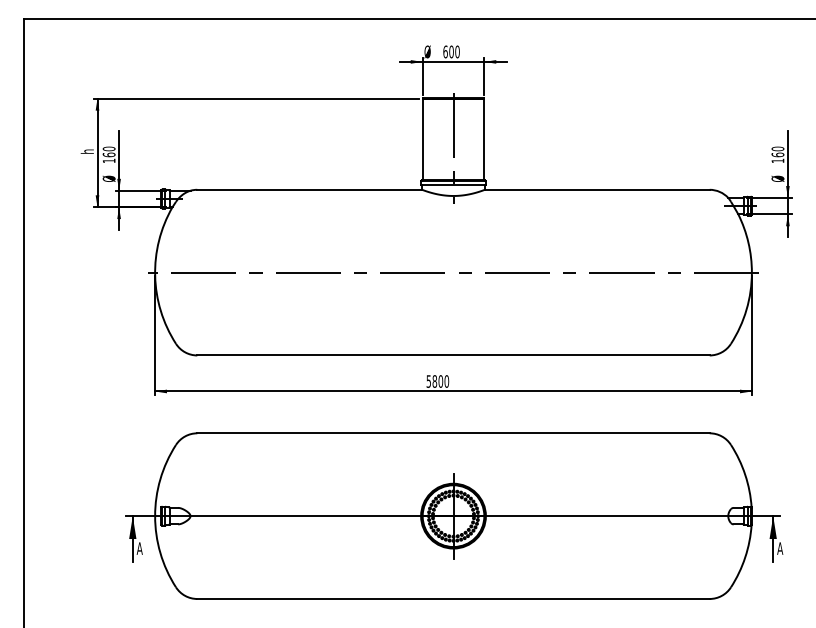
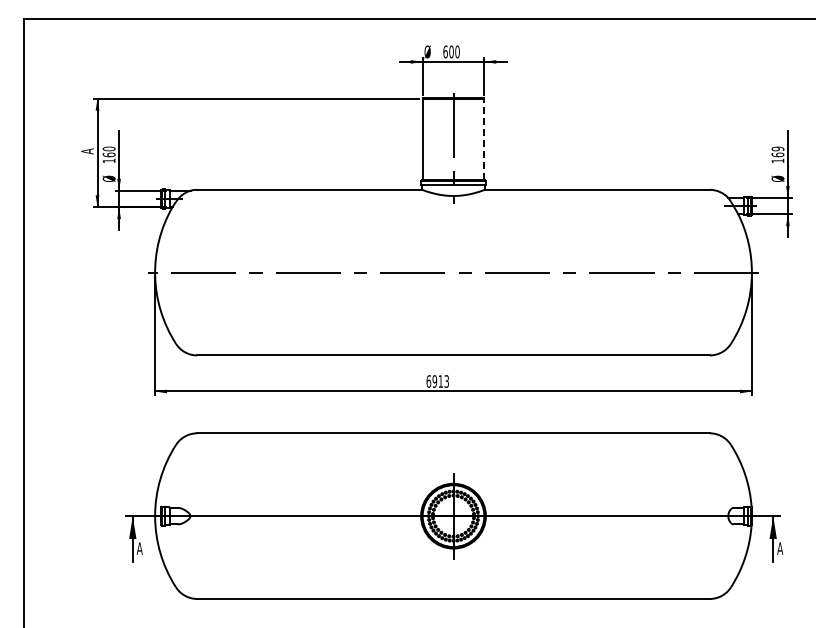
line: solid -> dashed (484, 139)
text: 160 -> 169 (778, 149)
text: h -> A (86, 151)
text: 5800 -> 6913 (437, 381)
